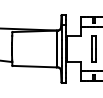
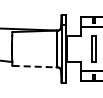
line: solid -> dashed (34, 66)
